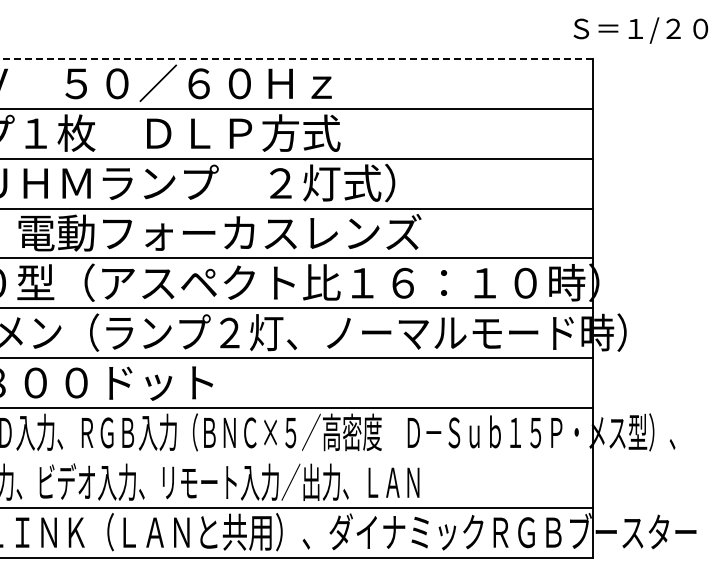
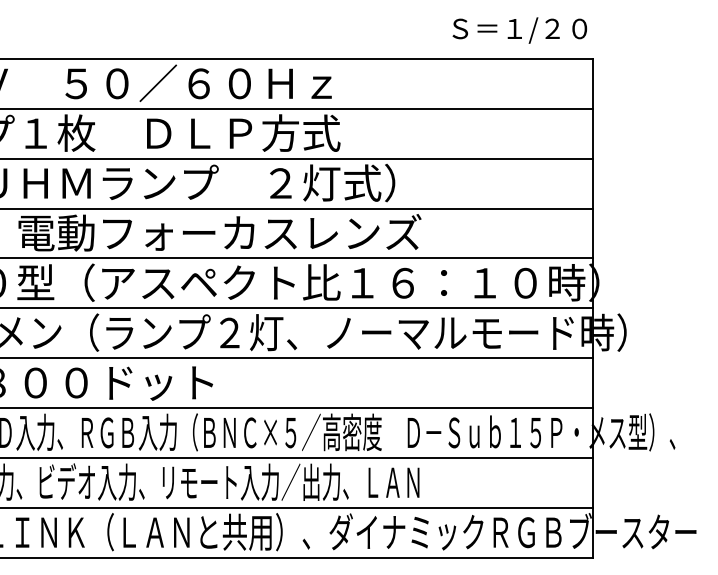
text position: (640, 30) -> (519, 30) (519, 30)
line: dashed -> solid (296, 58)
line: none -> present (297, 457)
